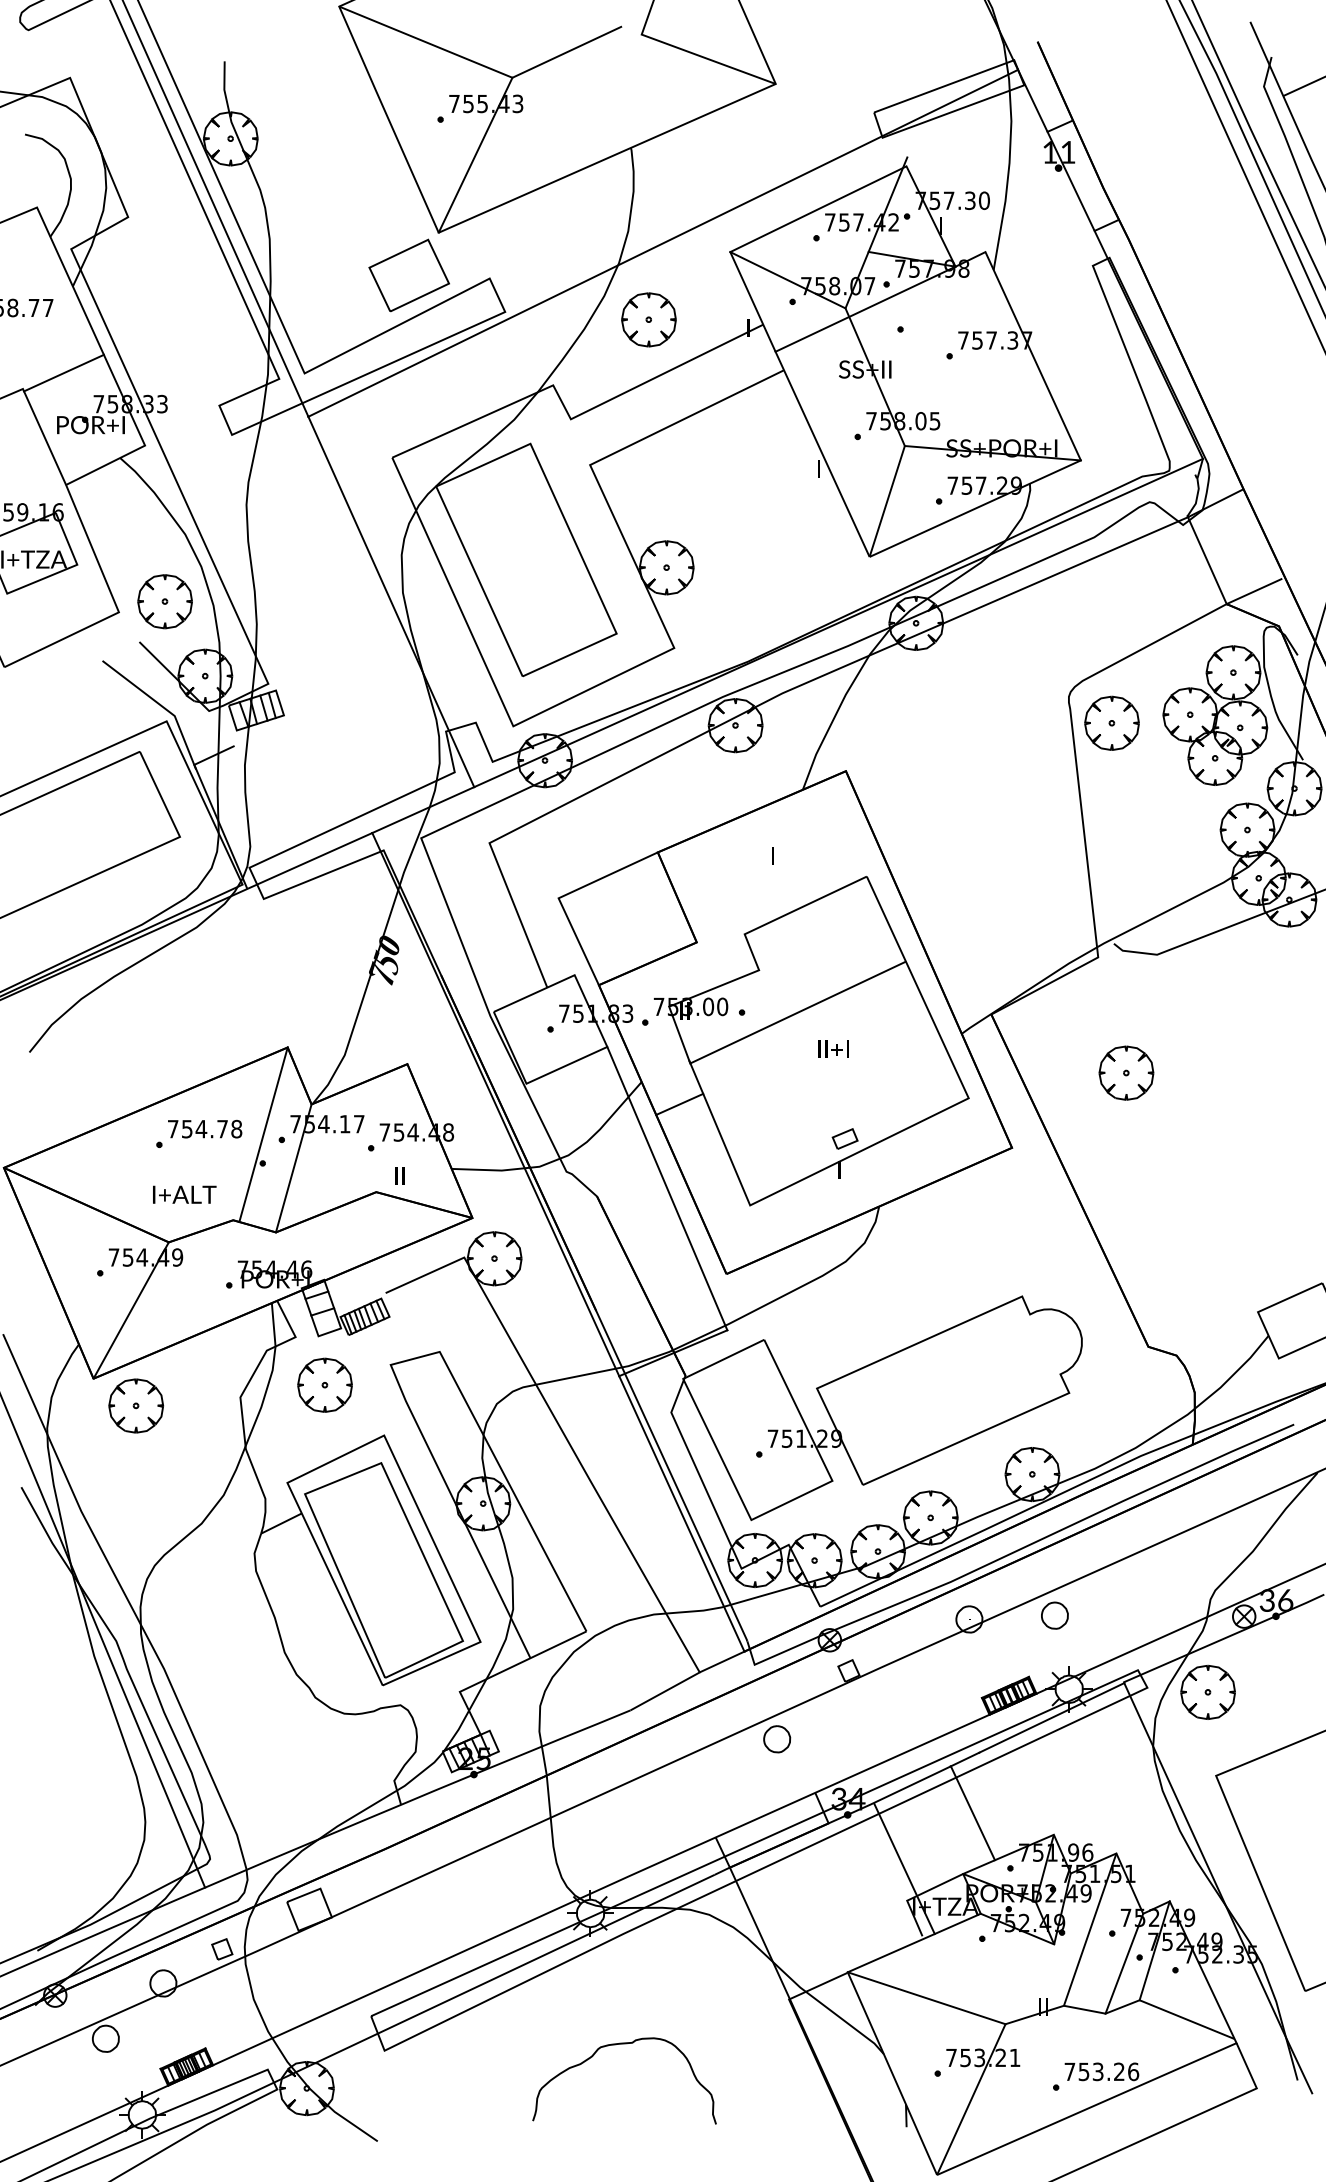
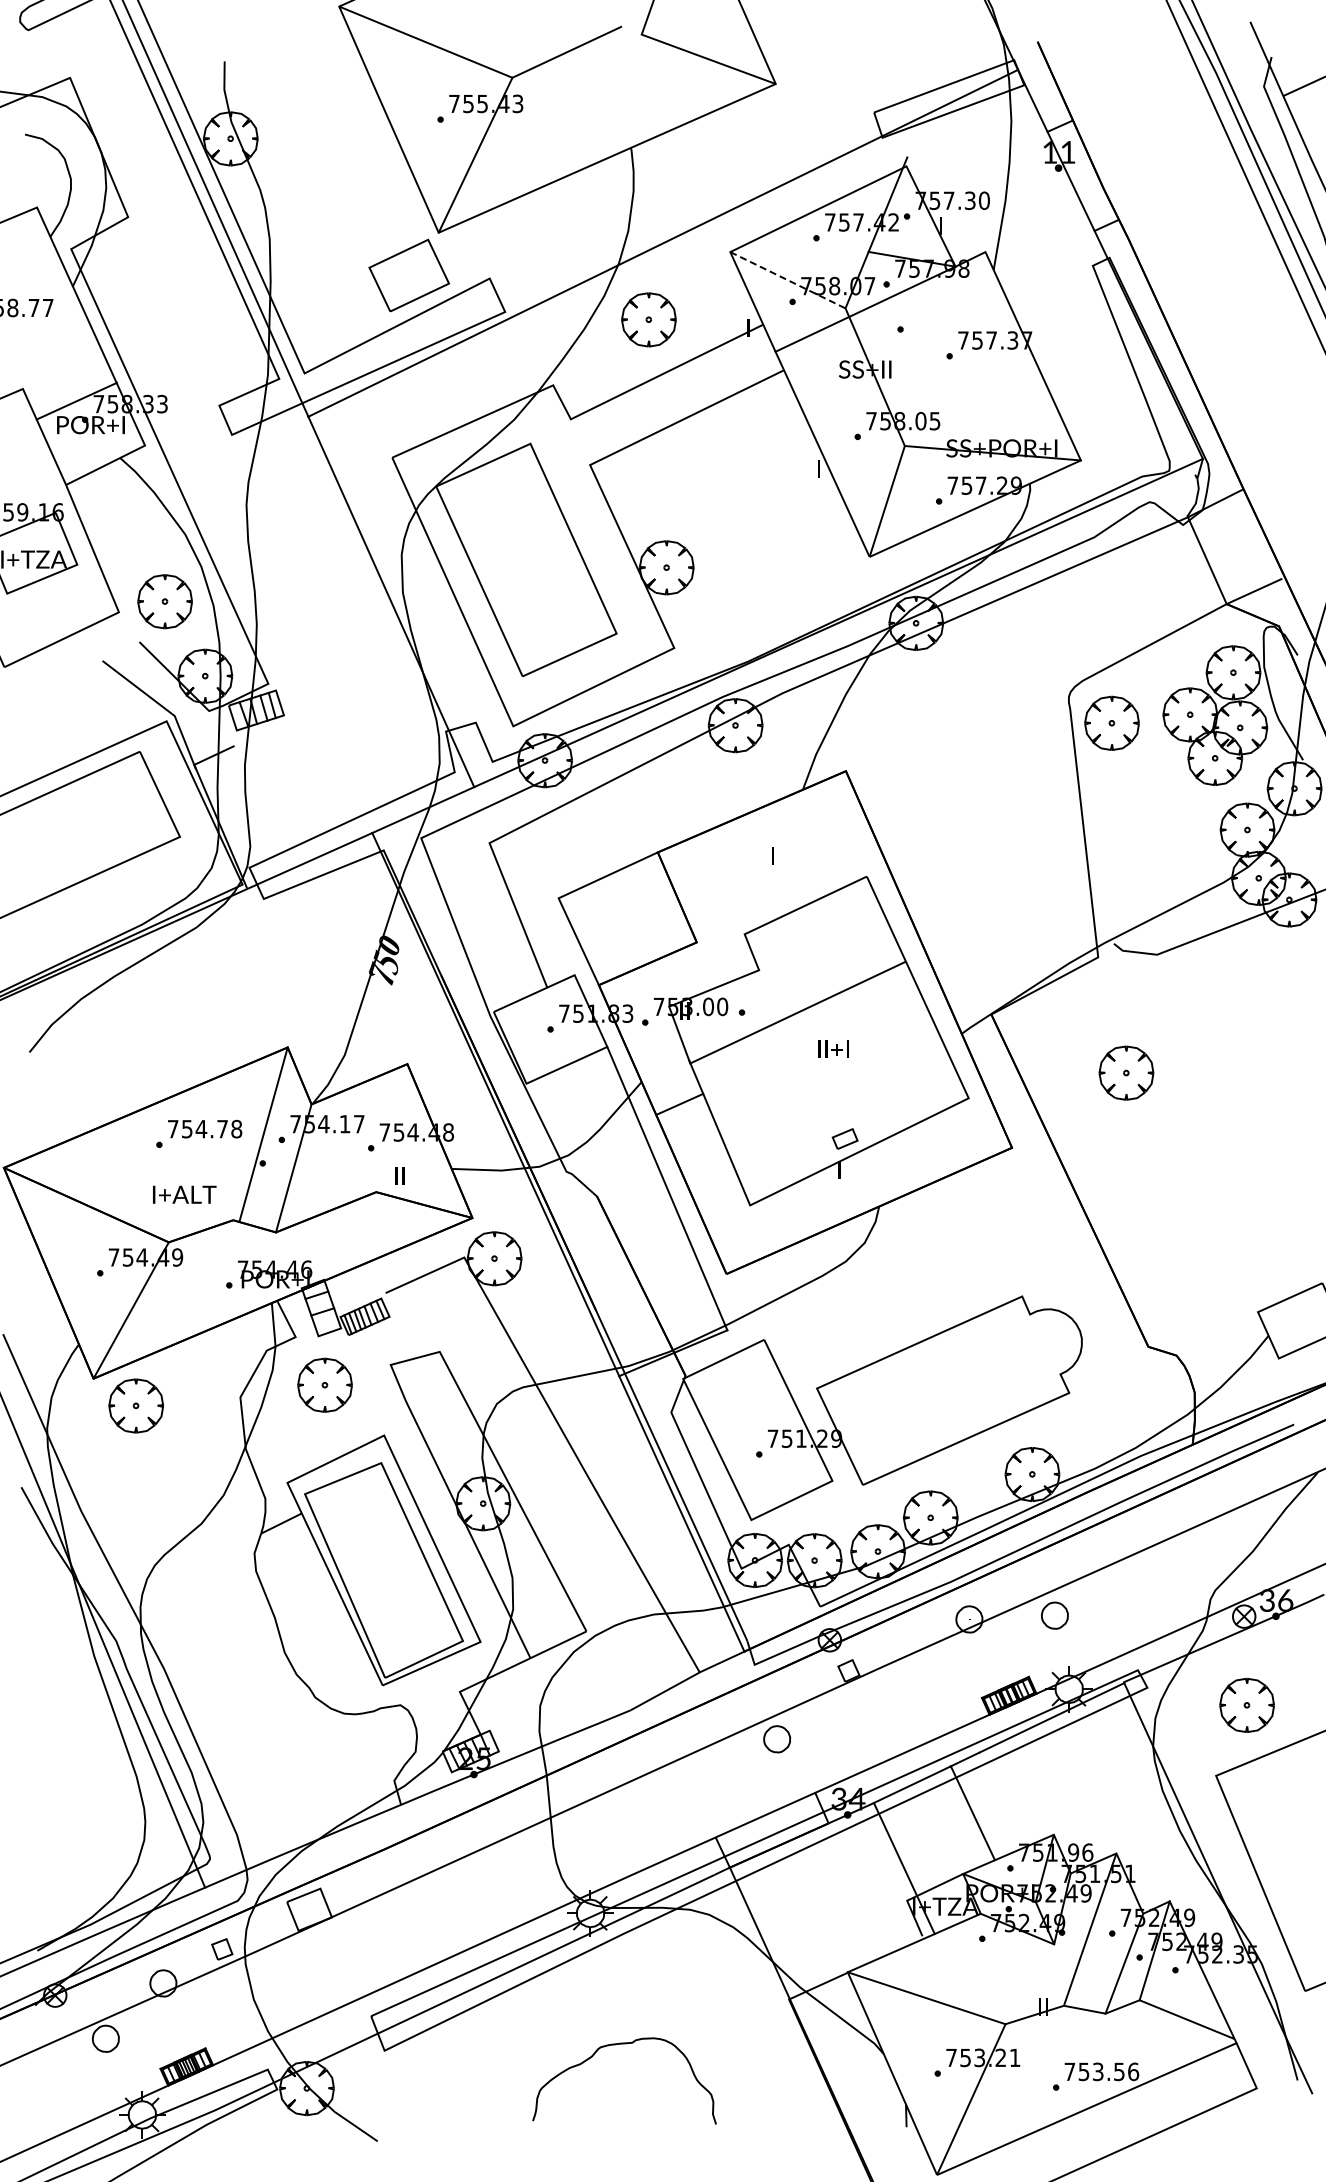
line: solid -> dashed (788, 280)
line position: (63, 372) -> (76, 400) (76, 400)
part position: (1207, 1691) -> (1246, 1704) (1246, 1704)
text: 753.26 -> 753.56 (1119, 2071)
